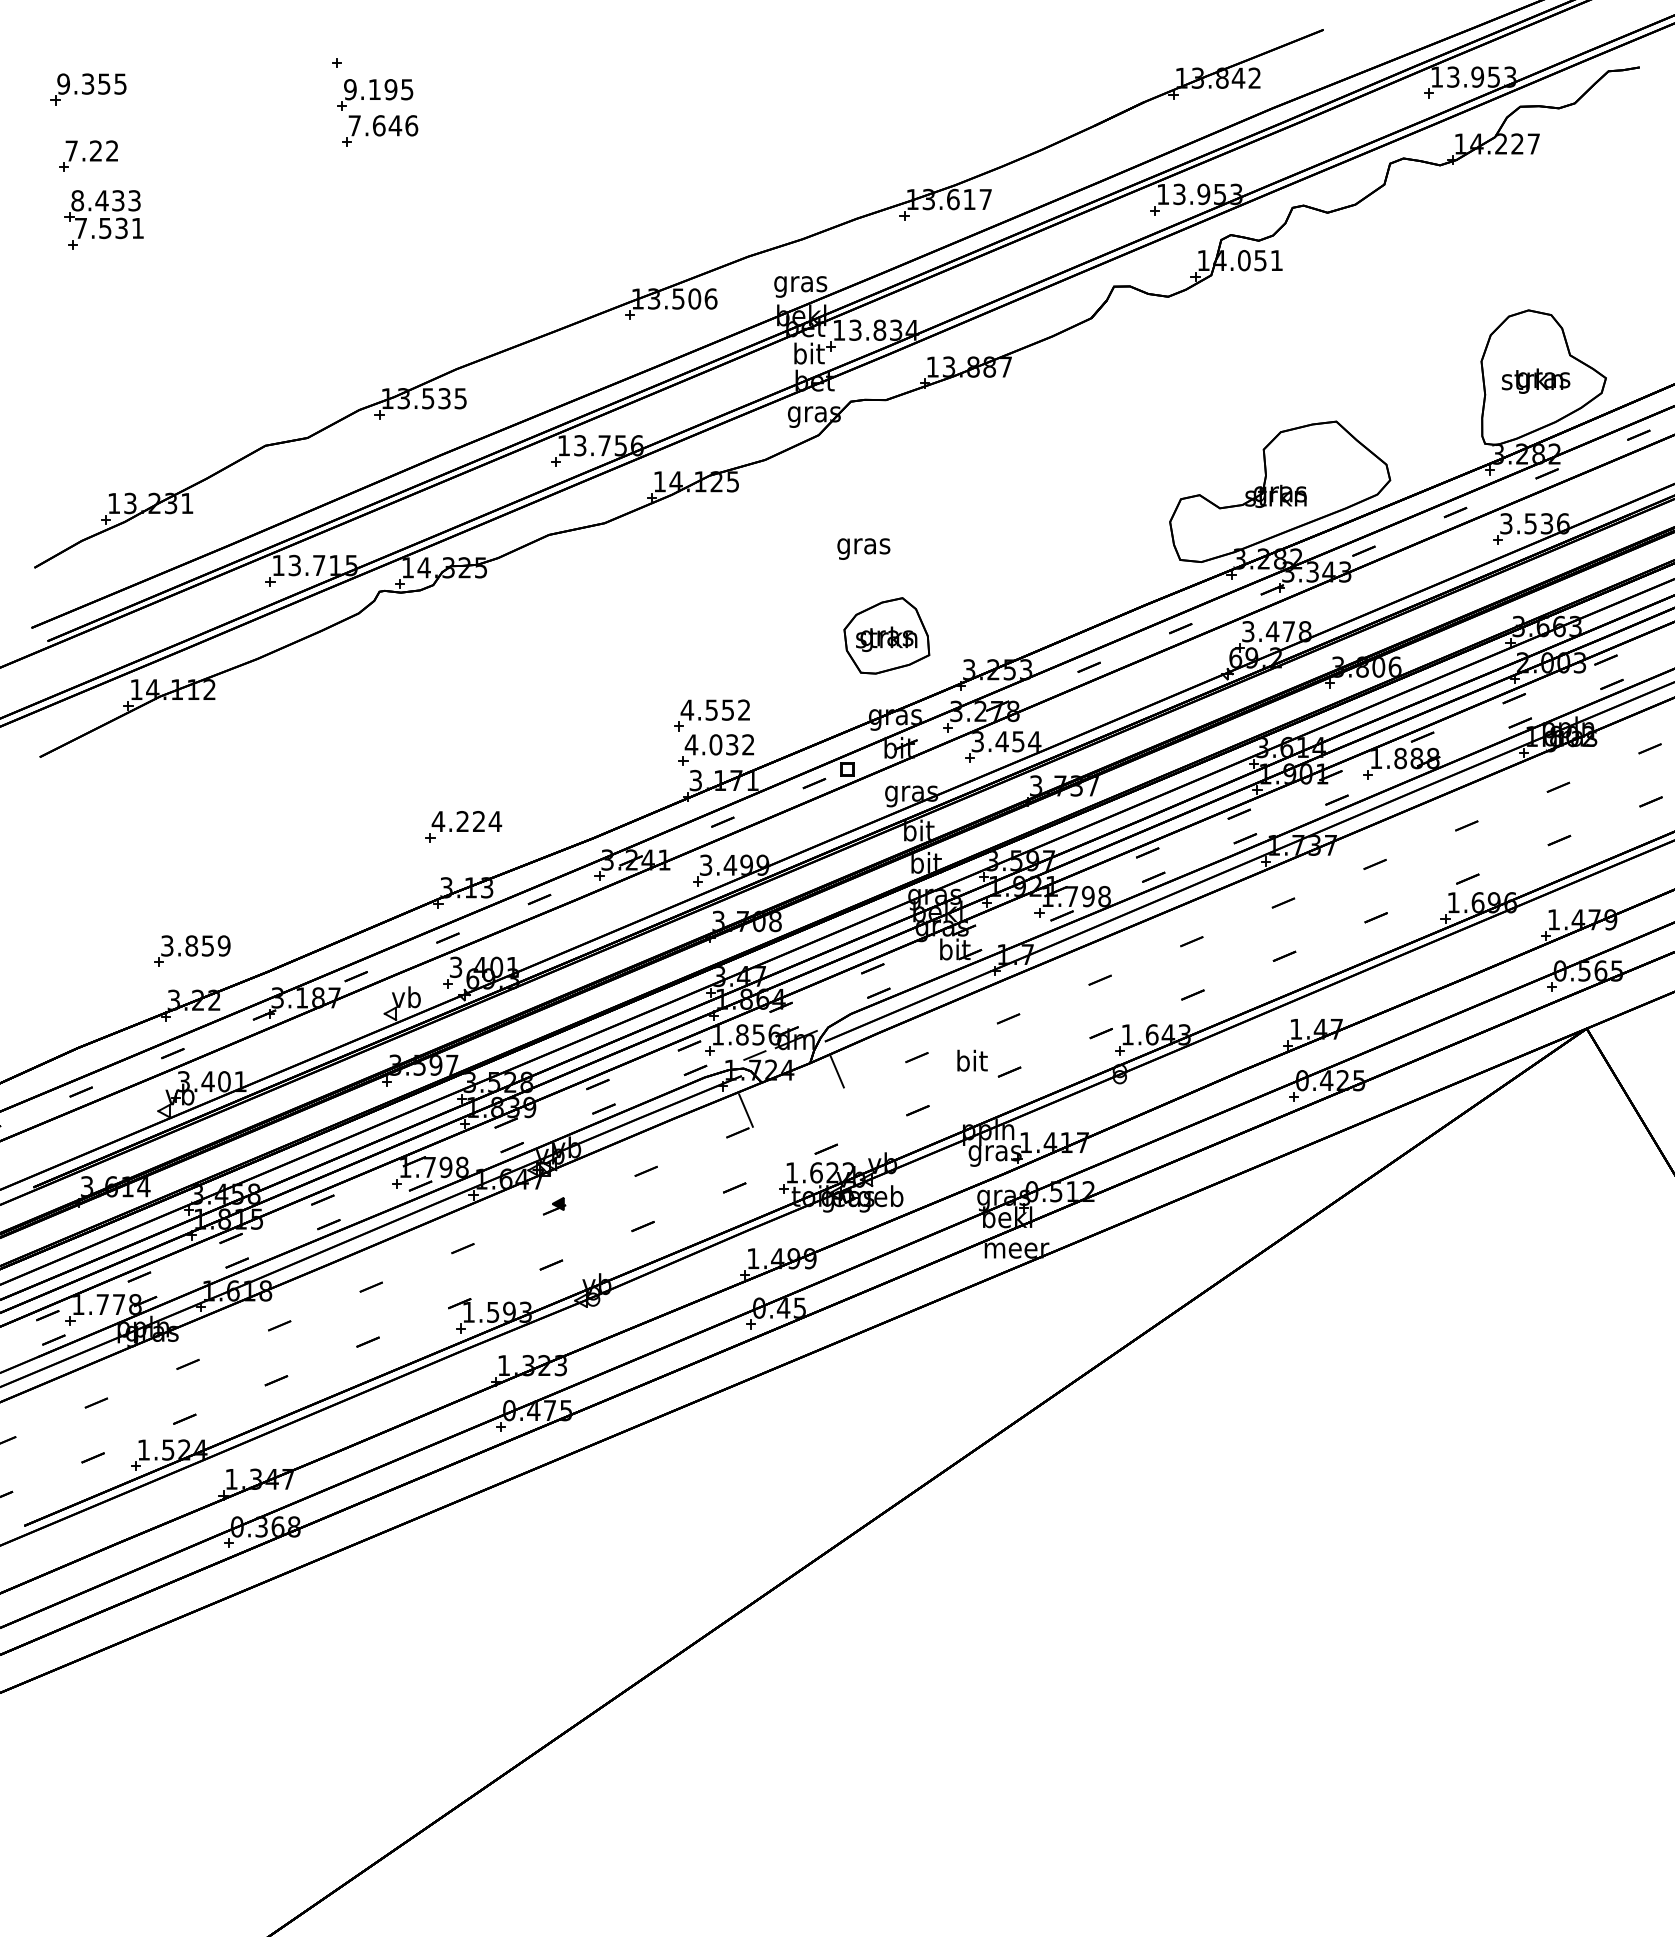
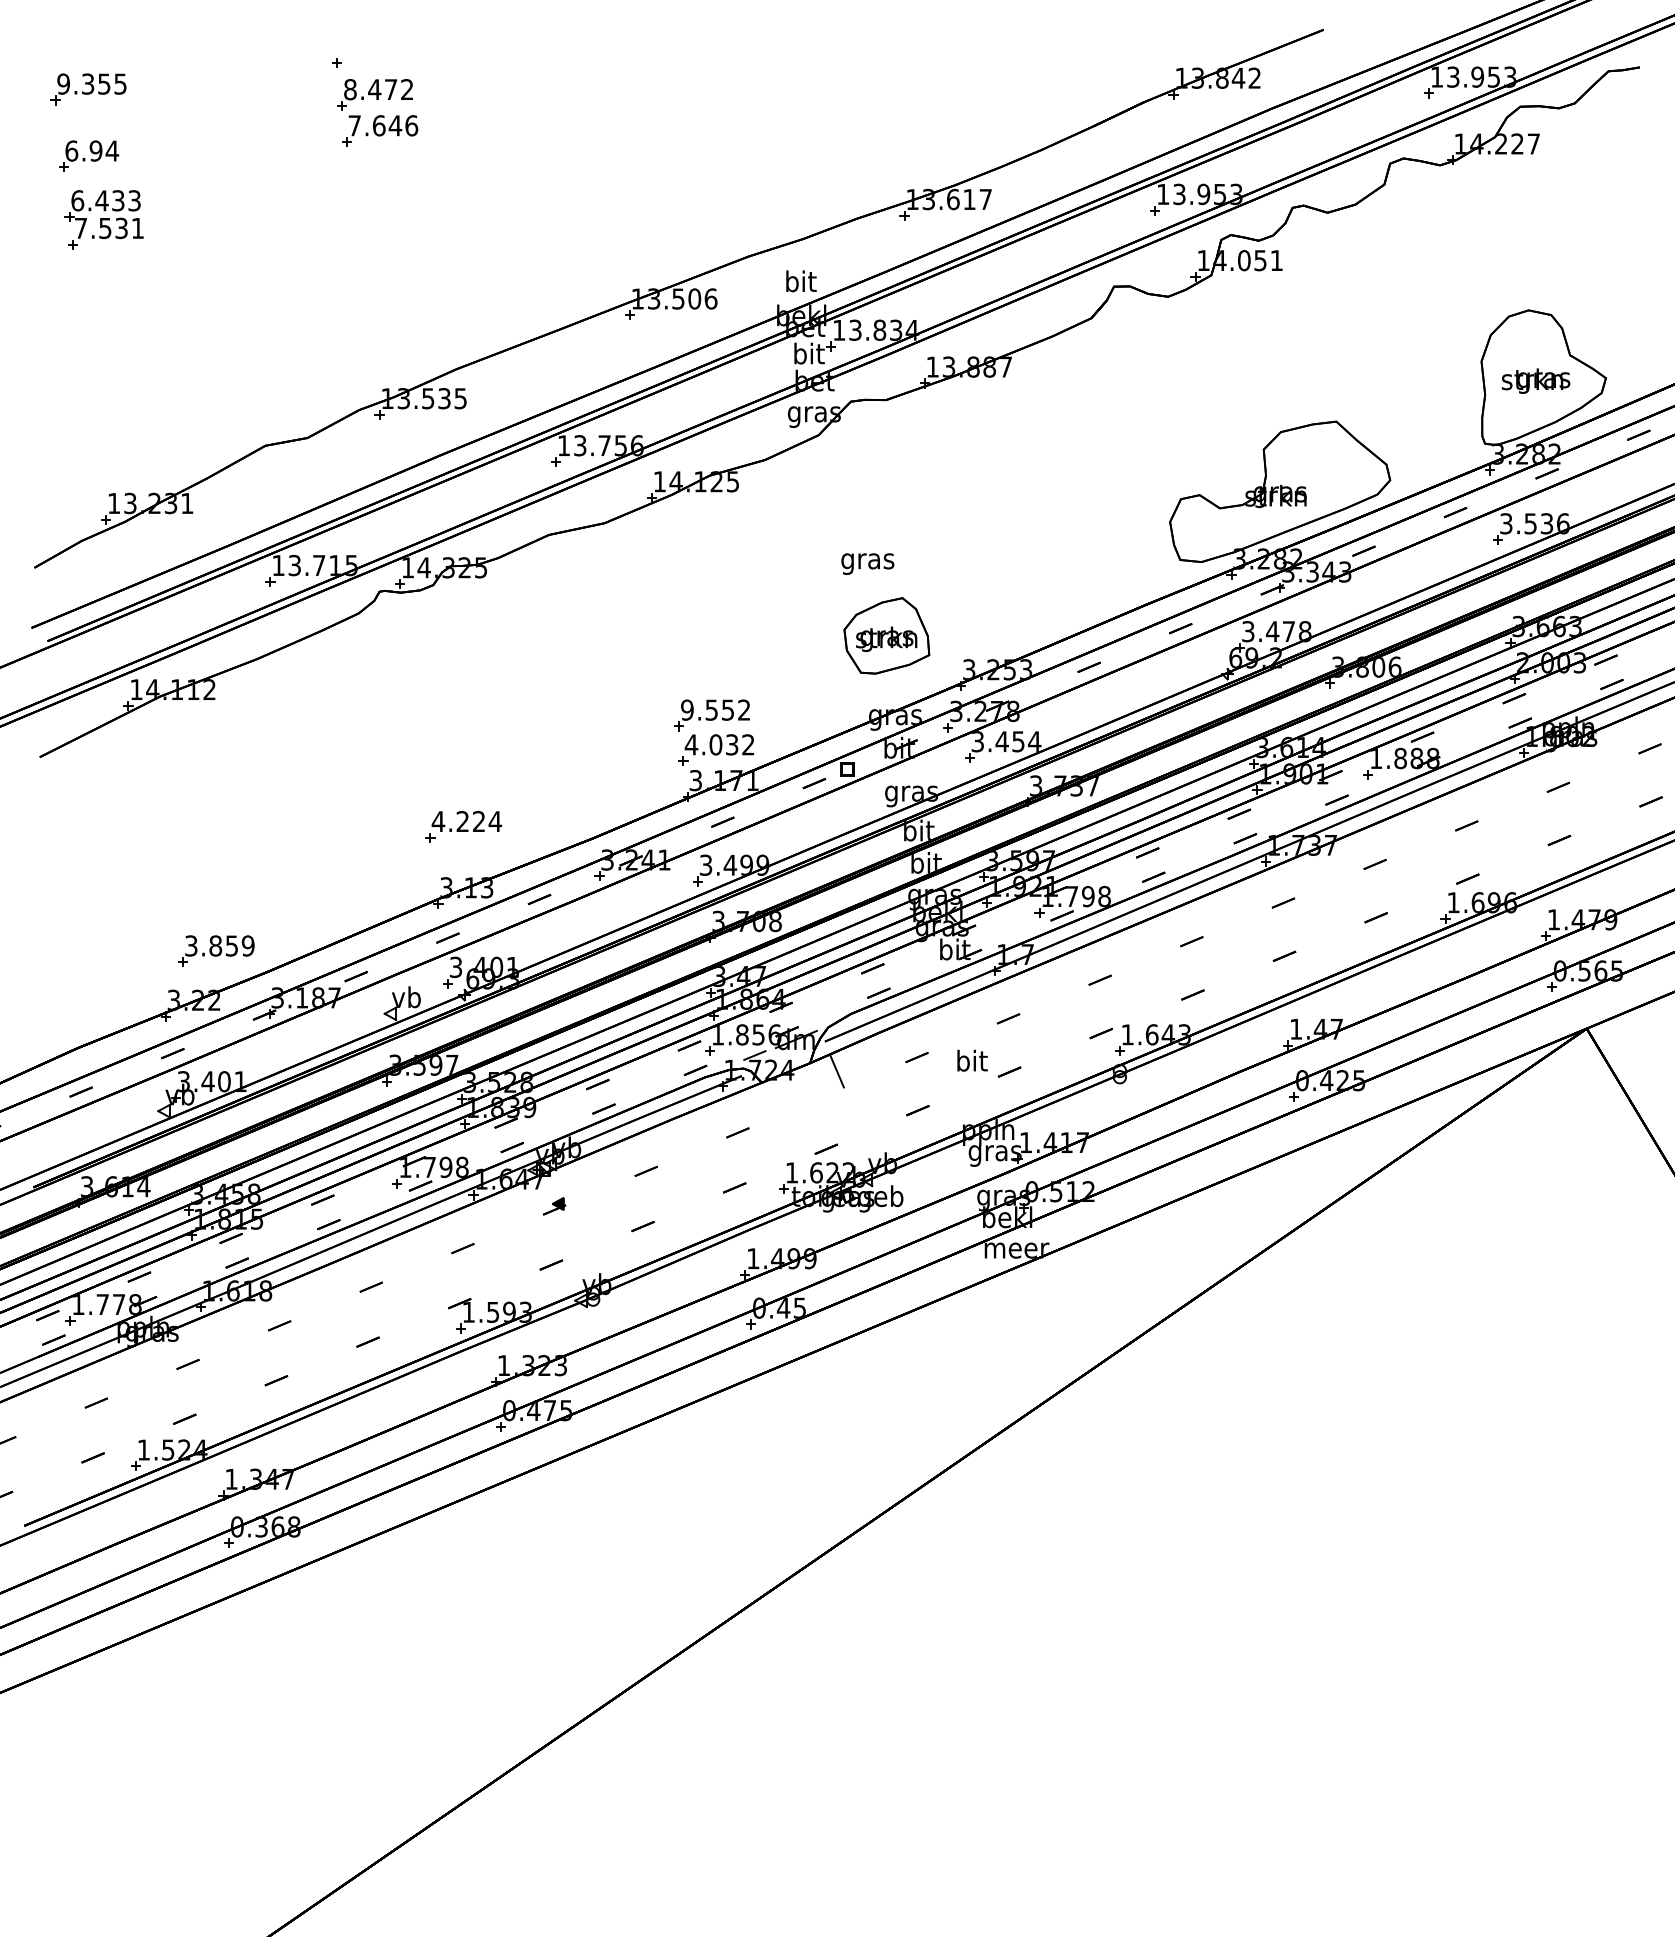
text: 9.195 -> 8.472 (378, 89)
text: 7.22 -> 6.94 (92, 150)
text: 8.433 -> 6.433 (77, 200)
text: gras -> bit (800, 283)
text position: (863, 548) -> (867, 563) (867, 563)
text: 4.552 -> 9.552 (687, 709)
part position: (192, 950) -> (216, 950) (216, 950)
line: present -> none (745, 1110)
